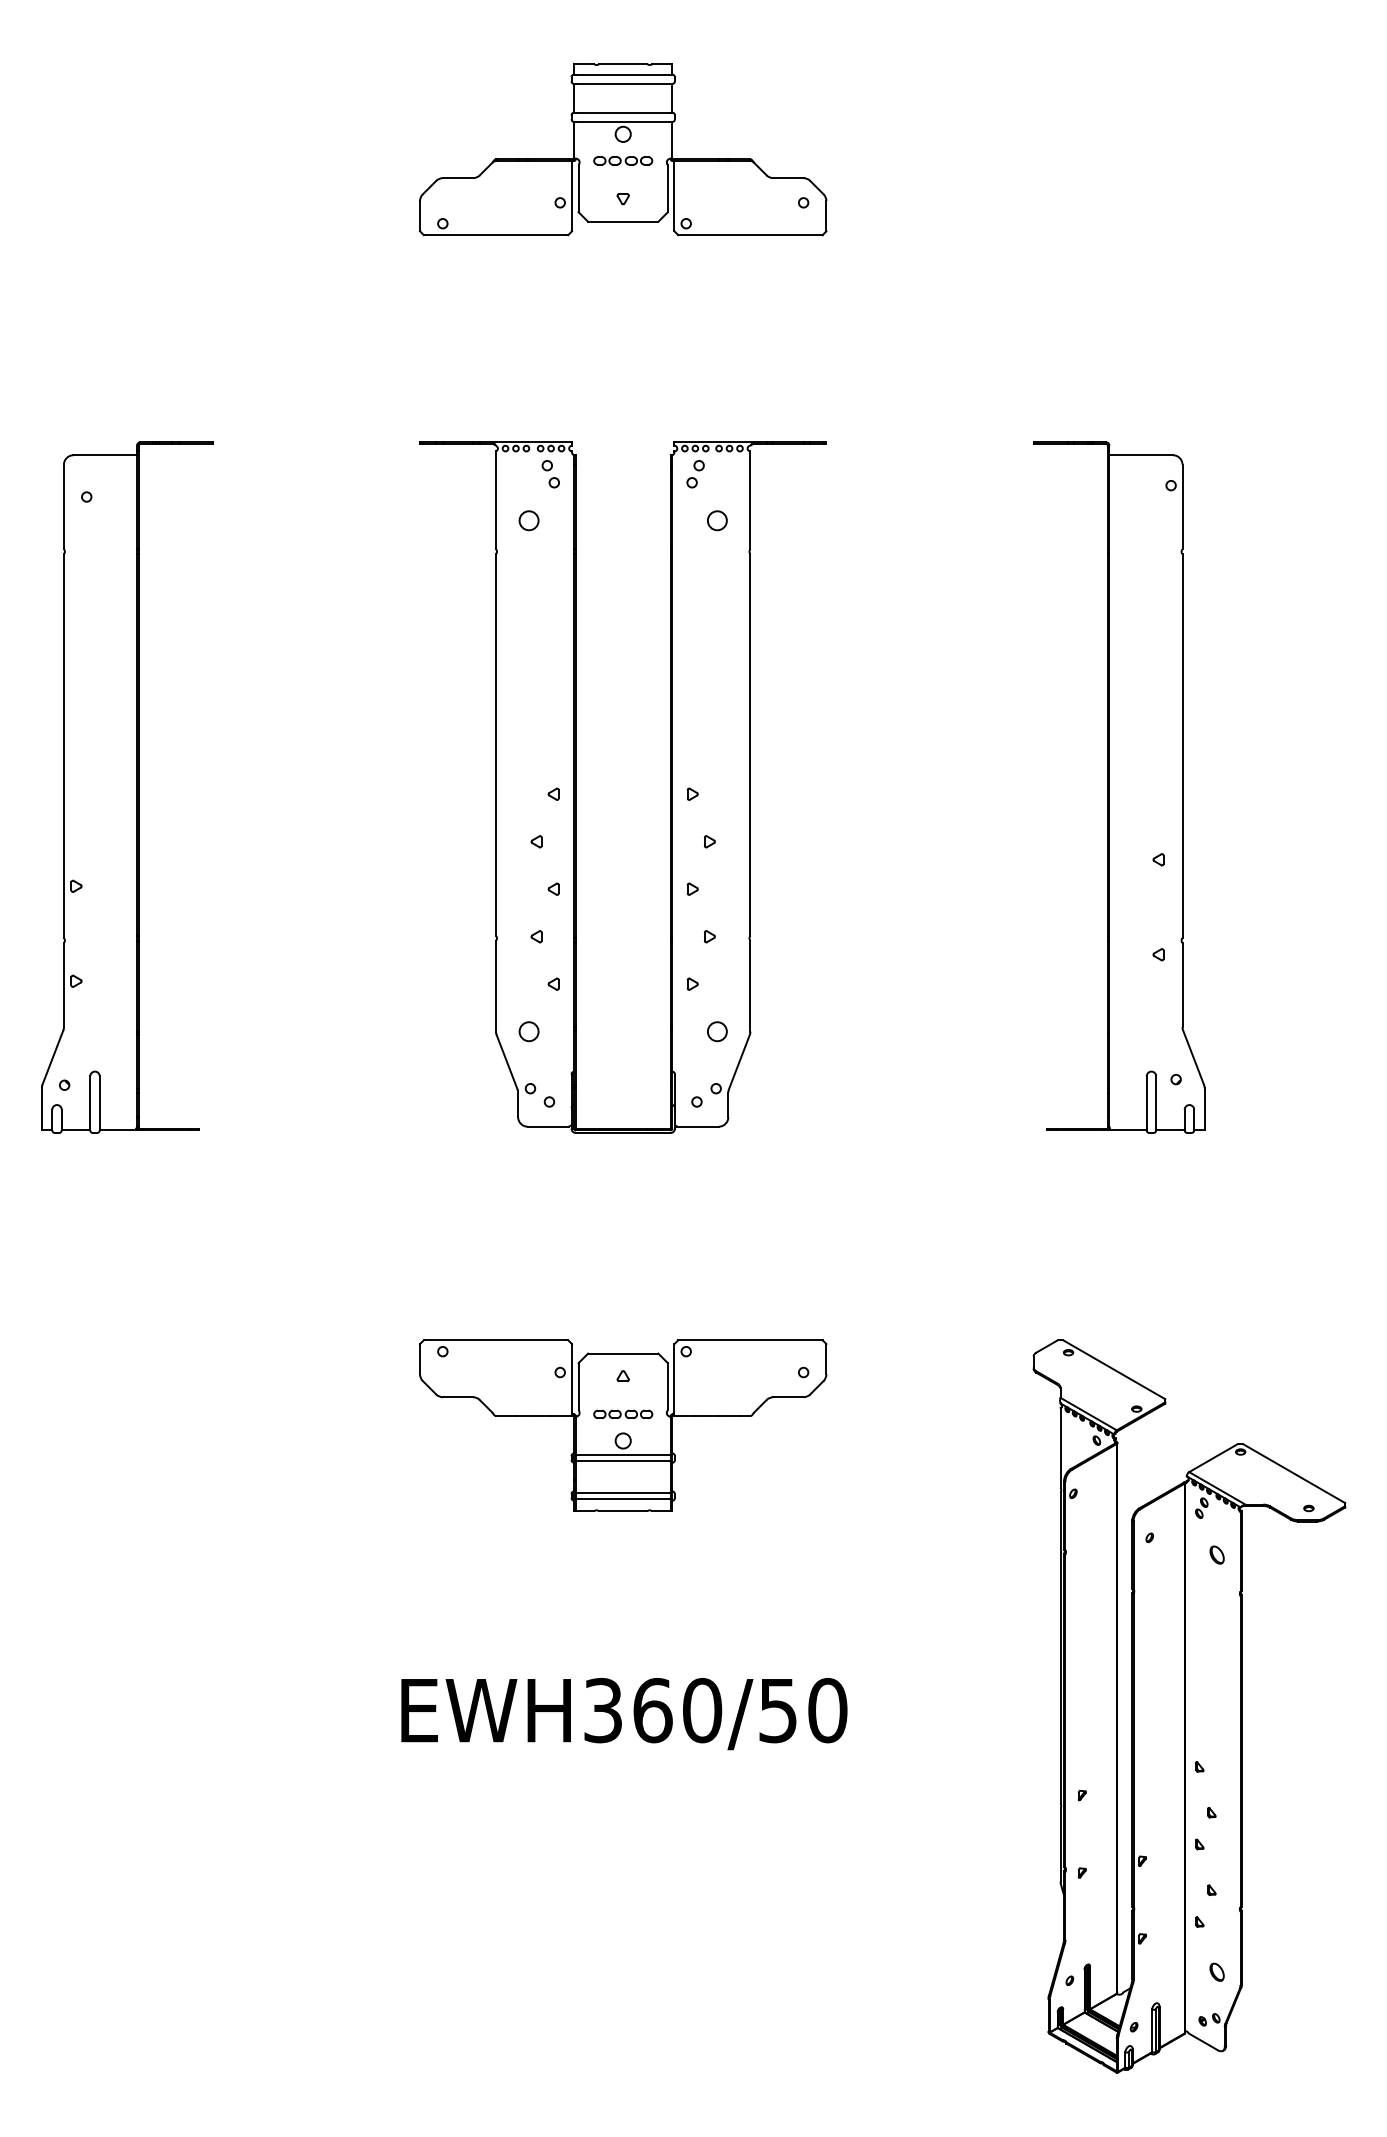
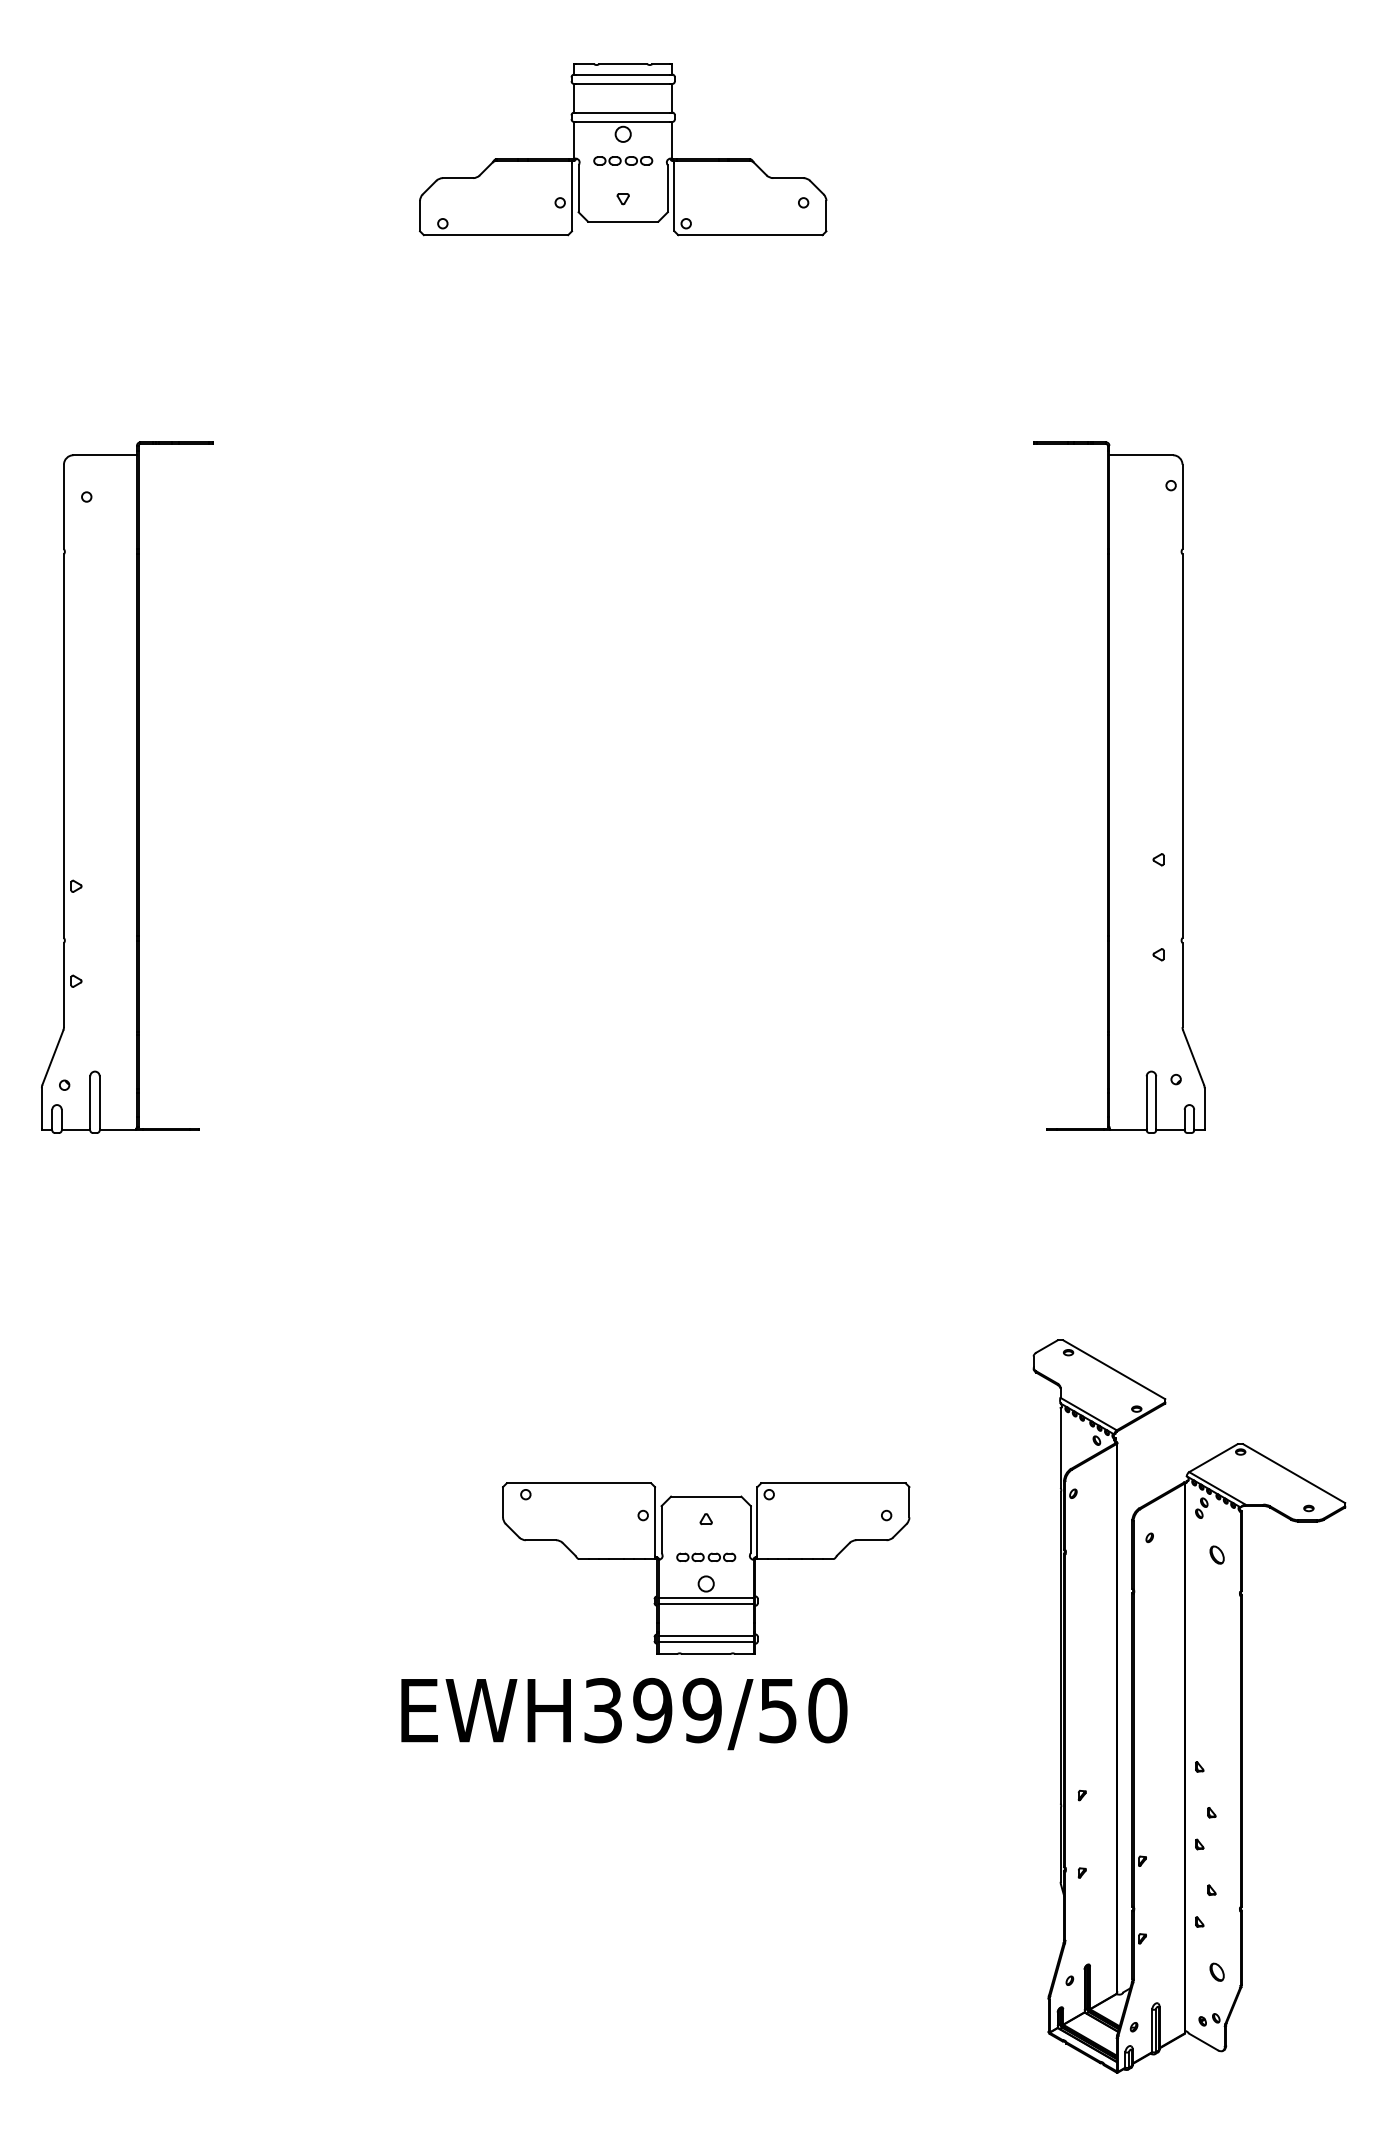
part: present -> none (576, 787)
part position: (623, 1425) -> (706, 1568) (706, 1568)
text: EWH360/50 -> EWH399/50 (677, 1710)
